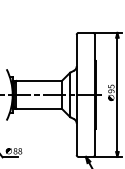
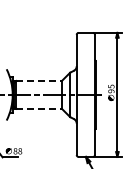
line: solid -> dashed (39, 80)
line: solid -> dashed (39, 109)
